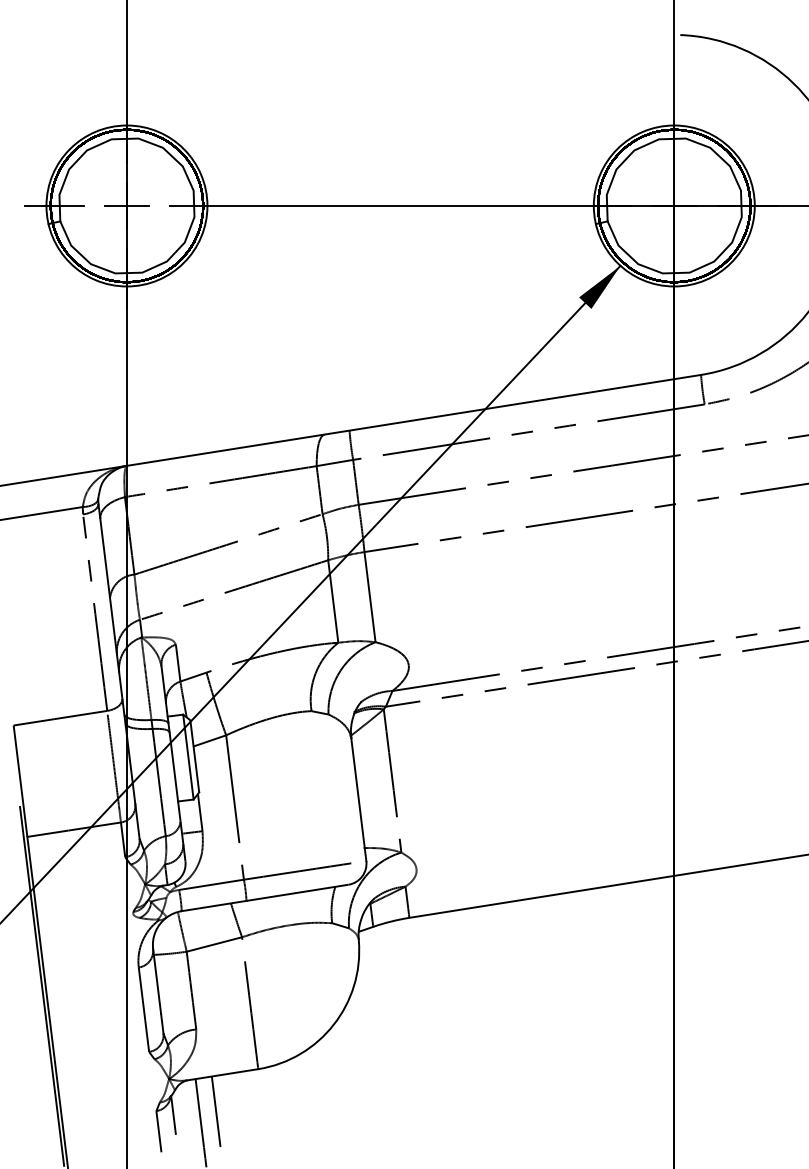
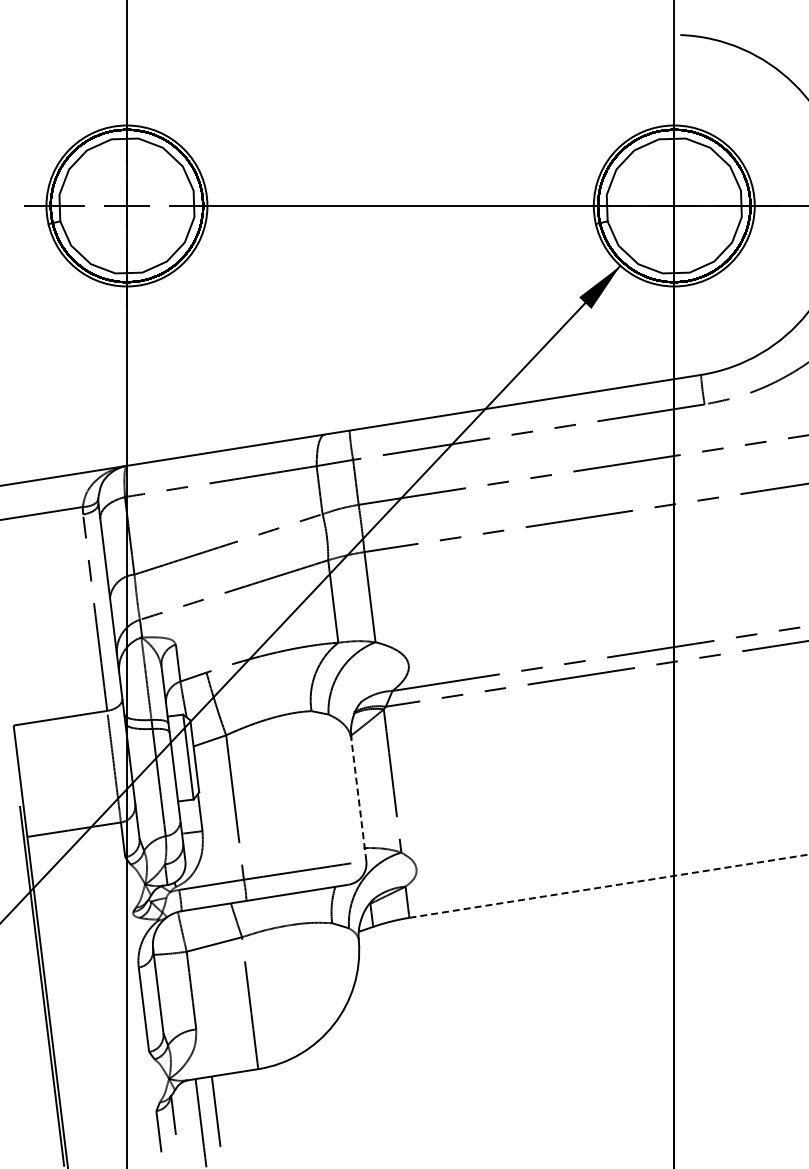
line: solid -> dashed (358, 799)
line: solid -> dashed (608, 886)
